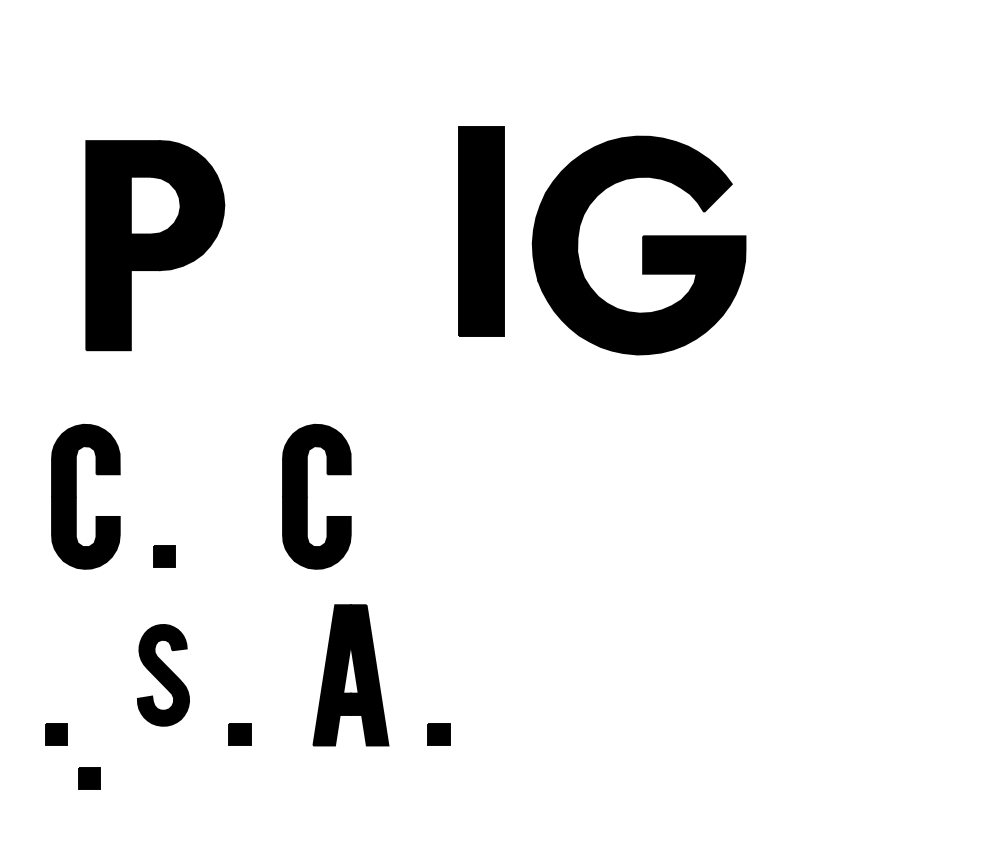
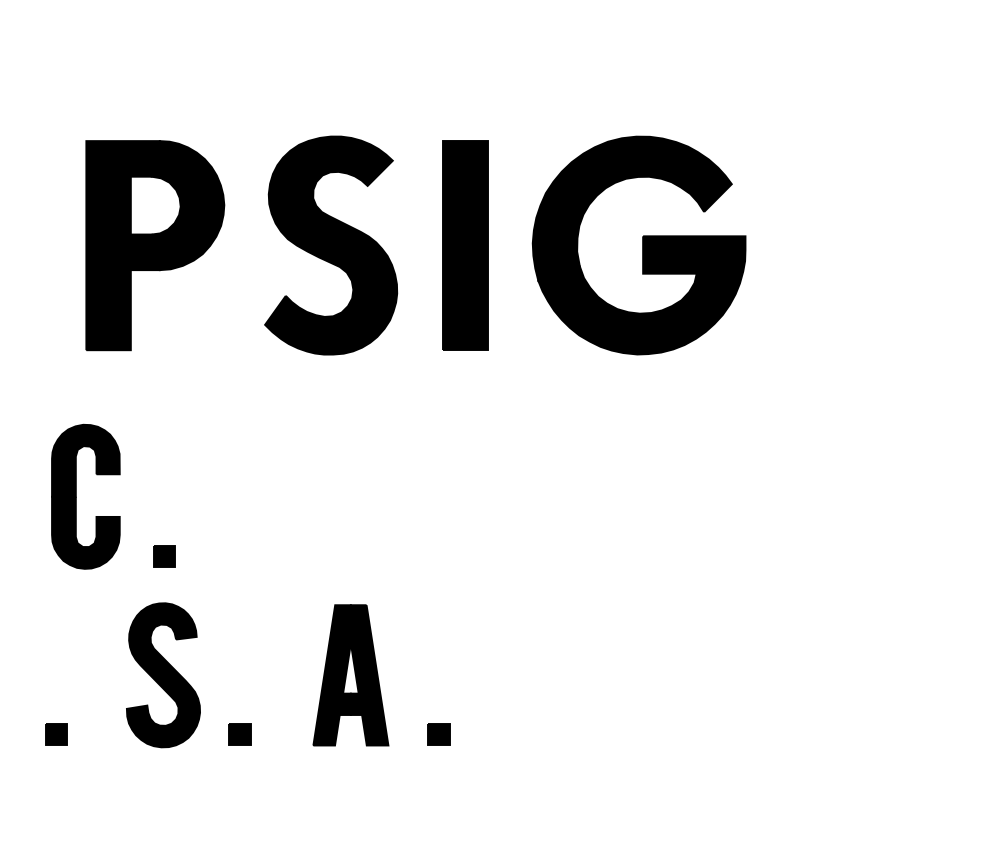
part position: (481, 231) -> (465, 245) (465, 245)
part: none -> present (331, 245)
part: present -> none (307, 496)
part size: 53x103 px -> 75x147 px (163, 675)
part: present -> none (89, 778)
